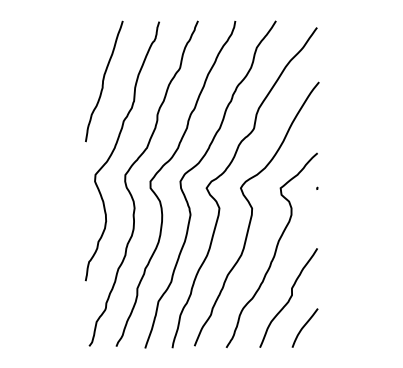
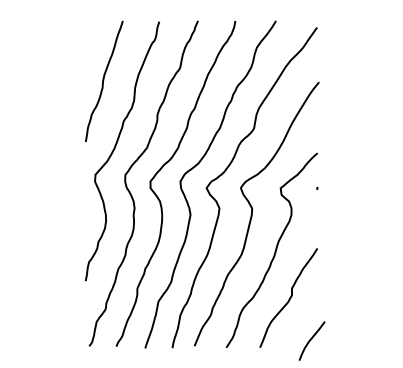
curve position: (304, 327) -> (311, 340) (311, 340)
